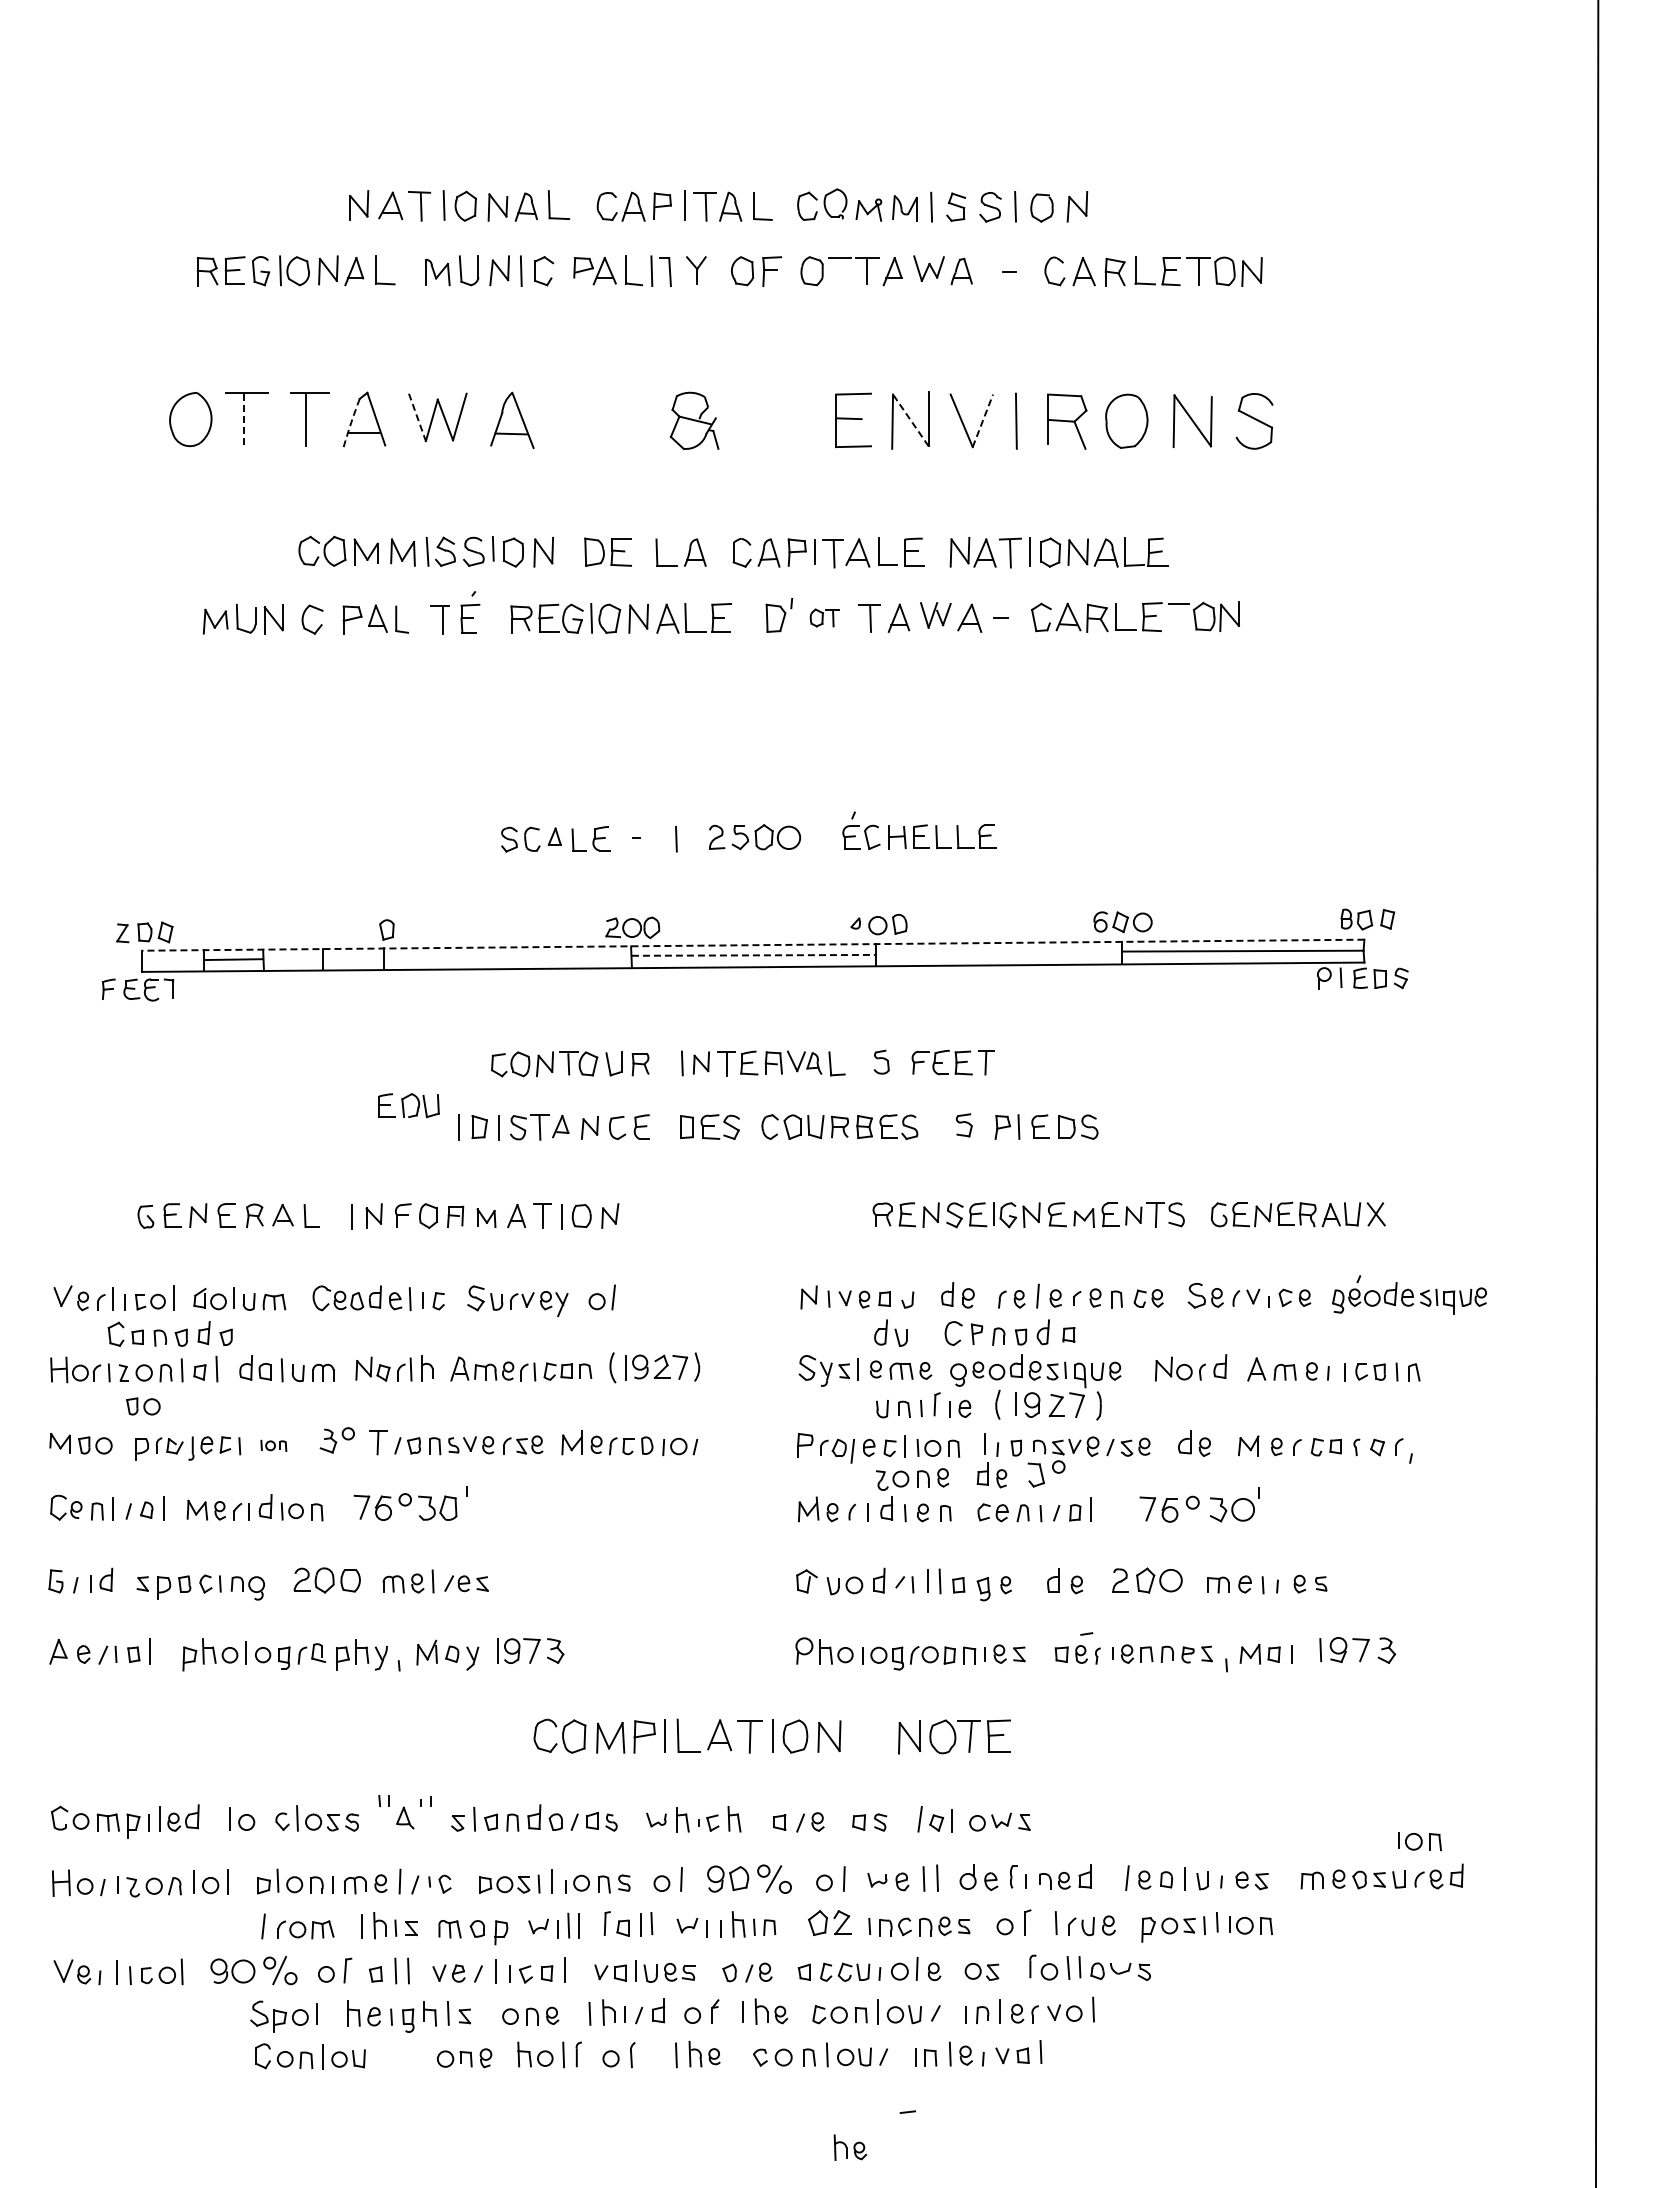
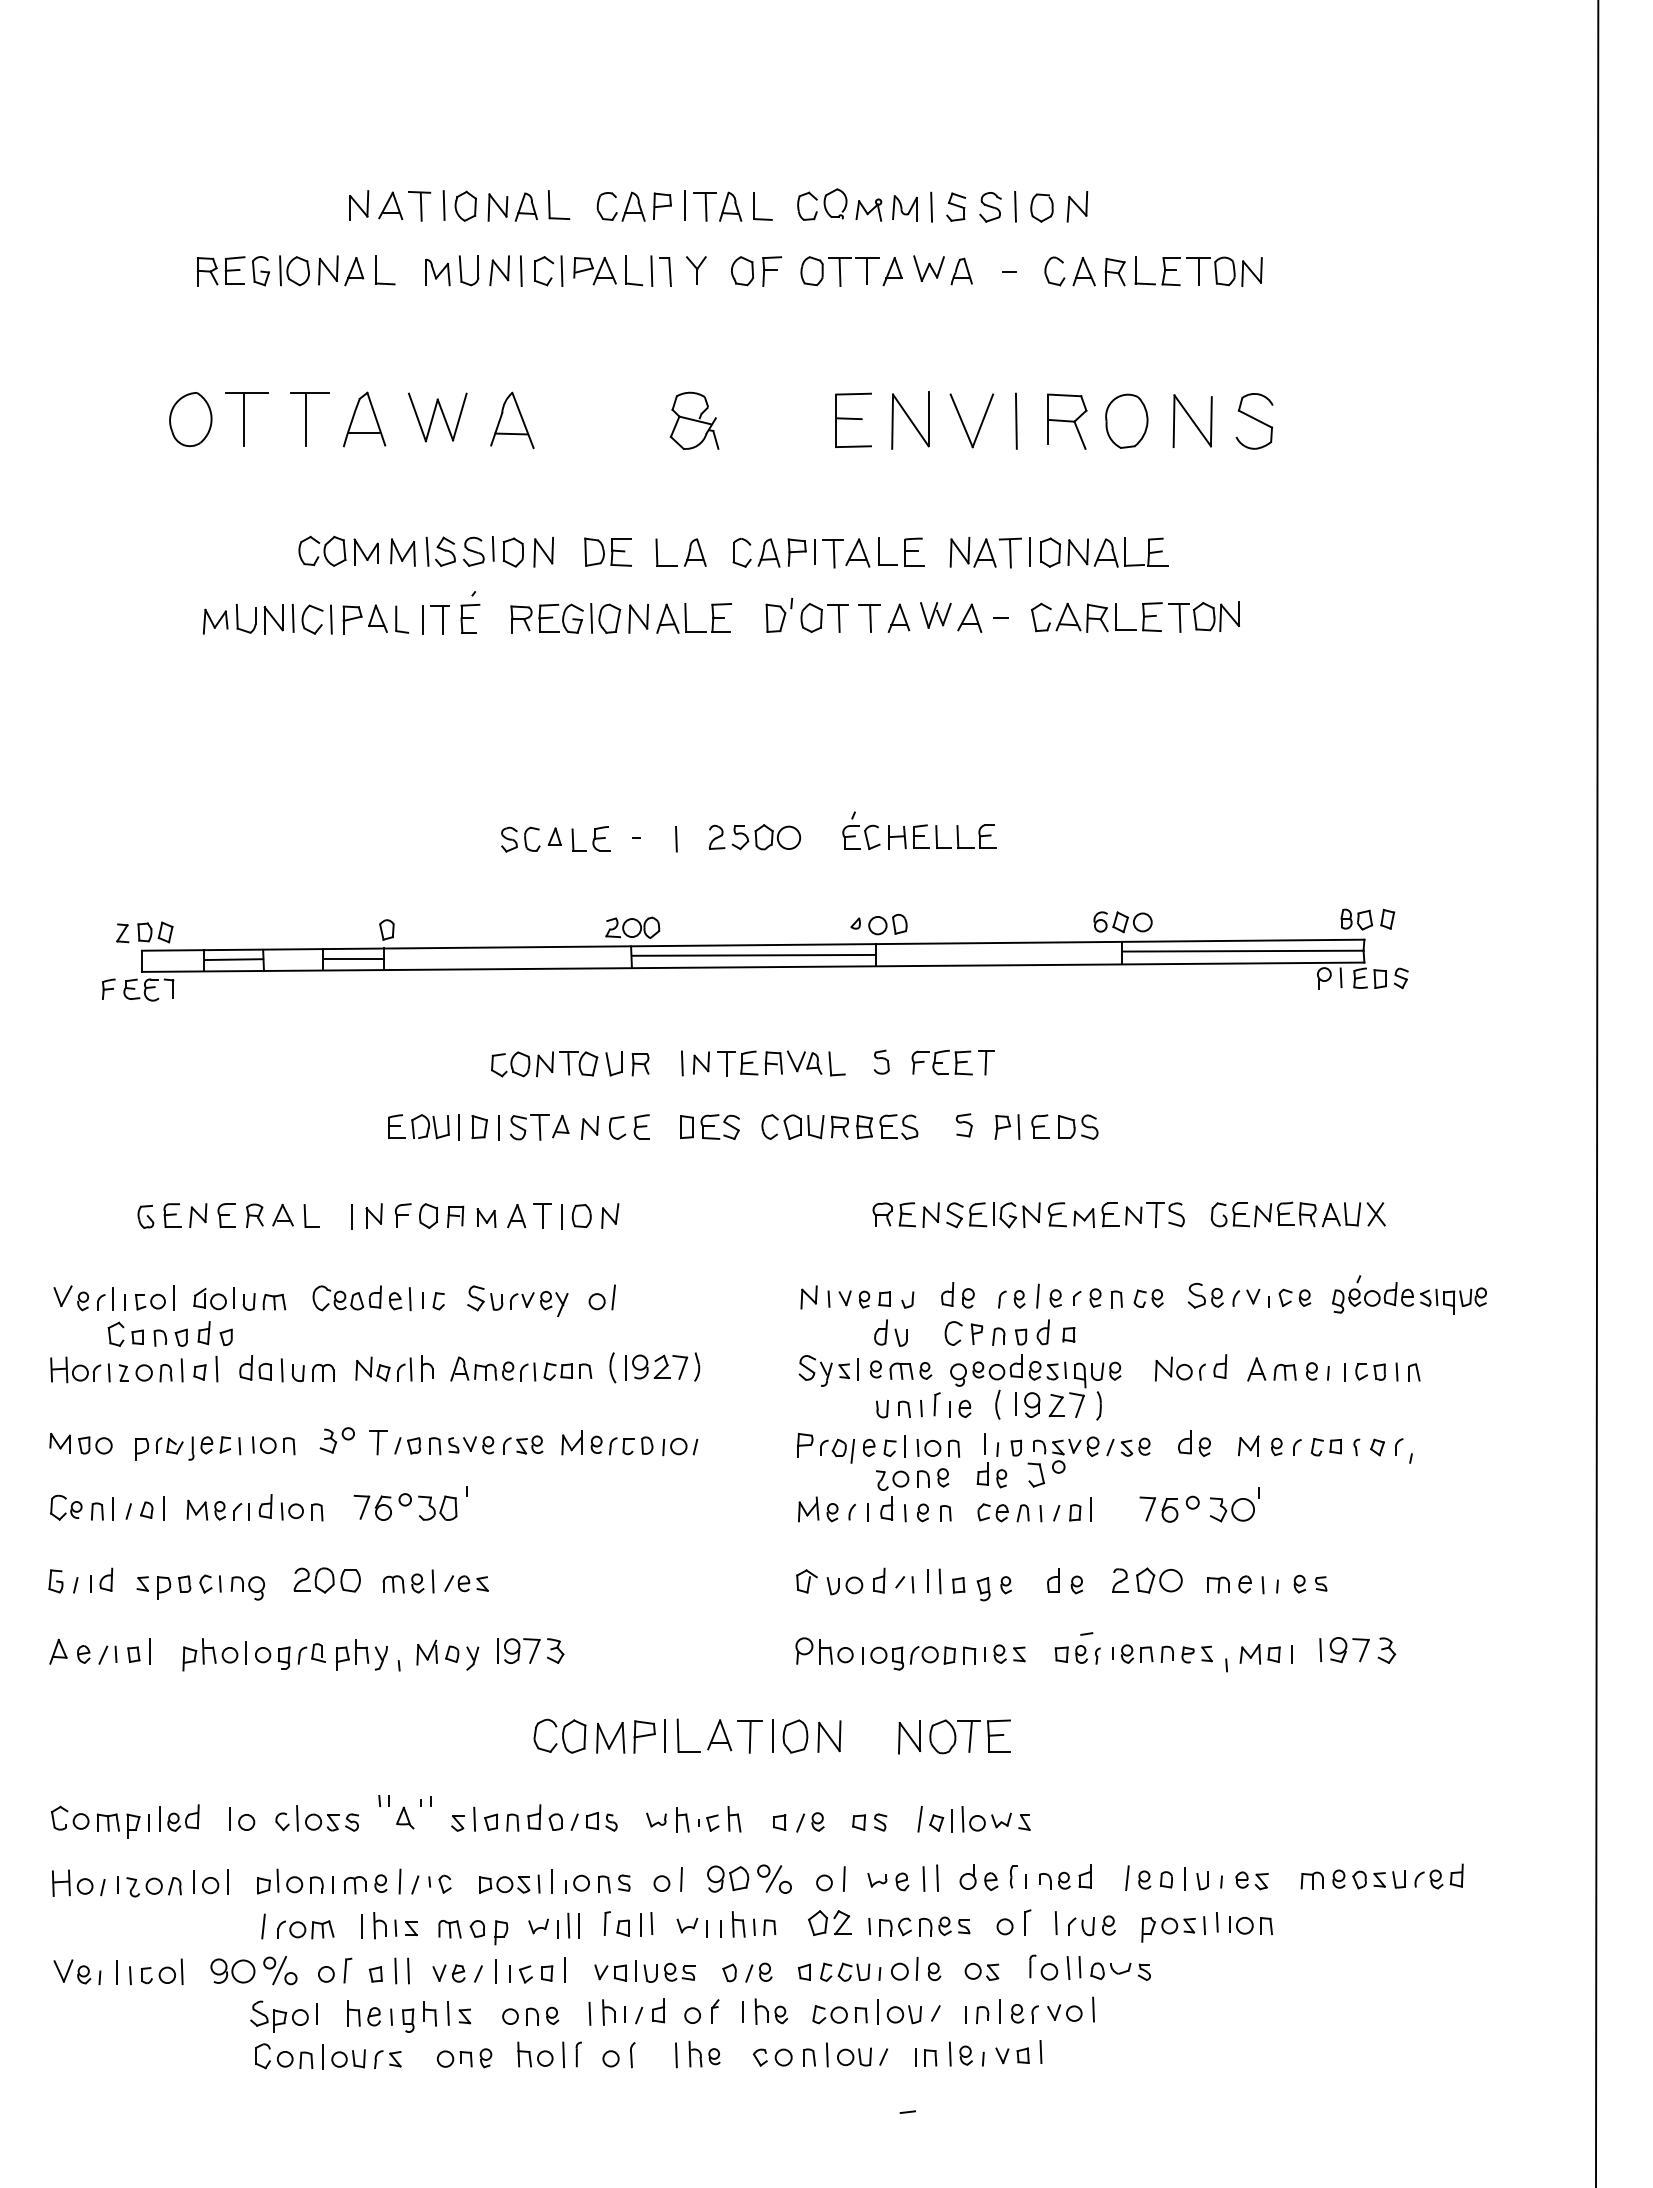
line: none -> present (561, 271)
line: none -> present (839, 272)
line: dashed -> solid (417, 417)
line: dashed -> solid (244, 420)
line: dashed -> solid (910, 420)
line: dashed -> solid (983, 420)
arc: dashed -> solid (351, 422)
line: none -> present (292, 617)
part size: 31x20 px -> 49x30 px (824, 617)
line: none -> present (1179, 617)
line: none -> present (330, 619)
line: none -> present (422, 619)
line: dashed -> solid (752, 945)
line: dashed -> solid (753, 955)
line: none -> present (354, 959)
part position: (408, 1105) -> (418, 1126) (418, 1126)
part: present -> none (143, 1406)
part size: 28x13 px -> 44x20 px (273, 1445)
line: none -> present (962, 1818)
part: present -> none (1419, 1841)
part: none -> present (387, 2059)
part: present -> none (850, 2147)
